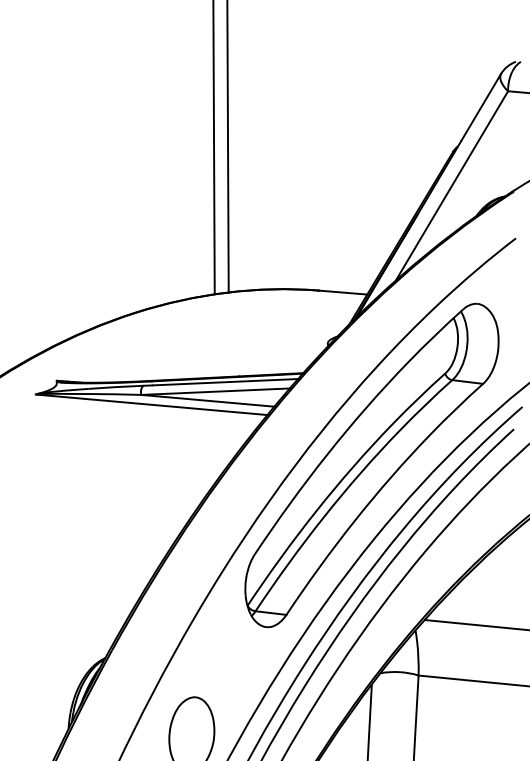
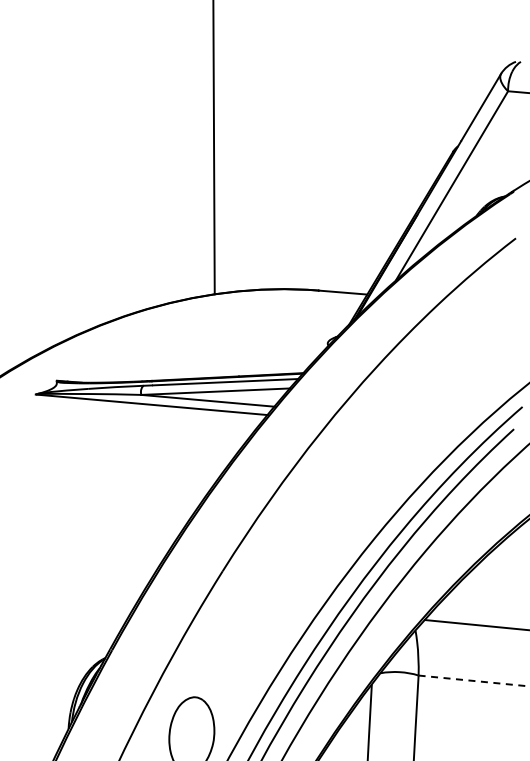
line: present -> none (227, 147)
part: present -> none (371, 465)
line: solid -> dashed (474, 680)
